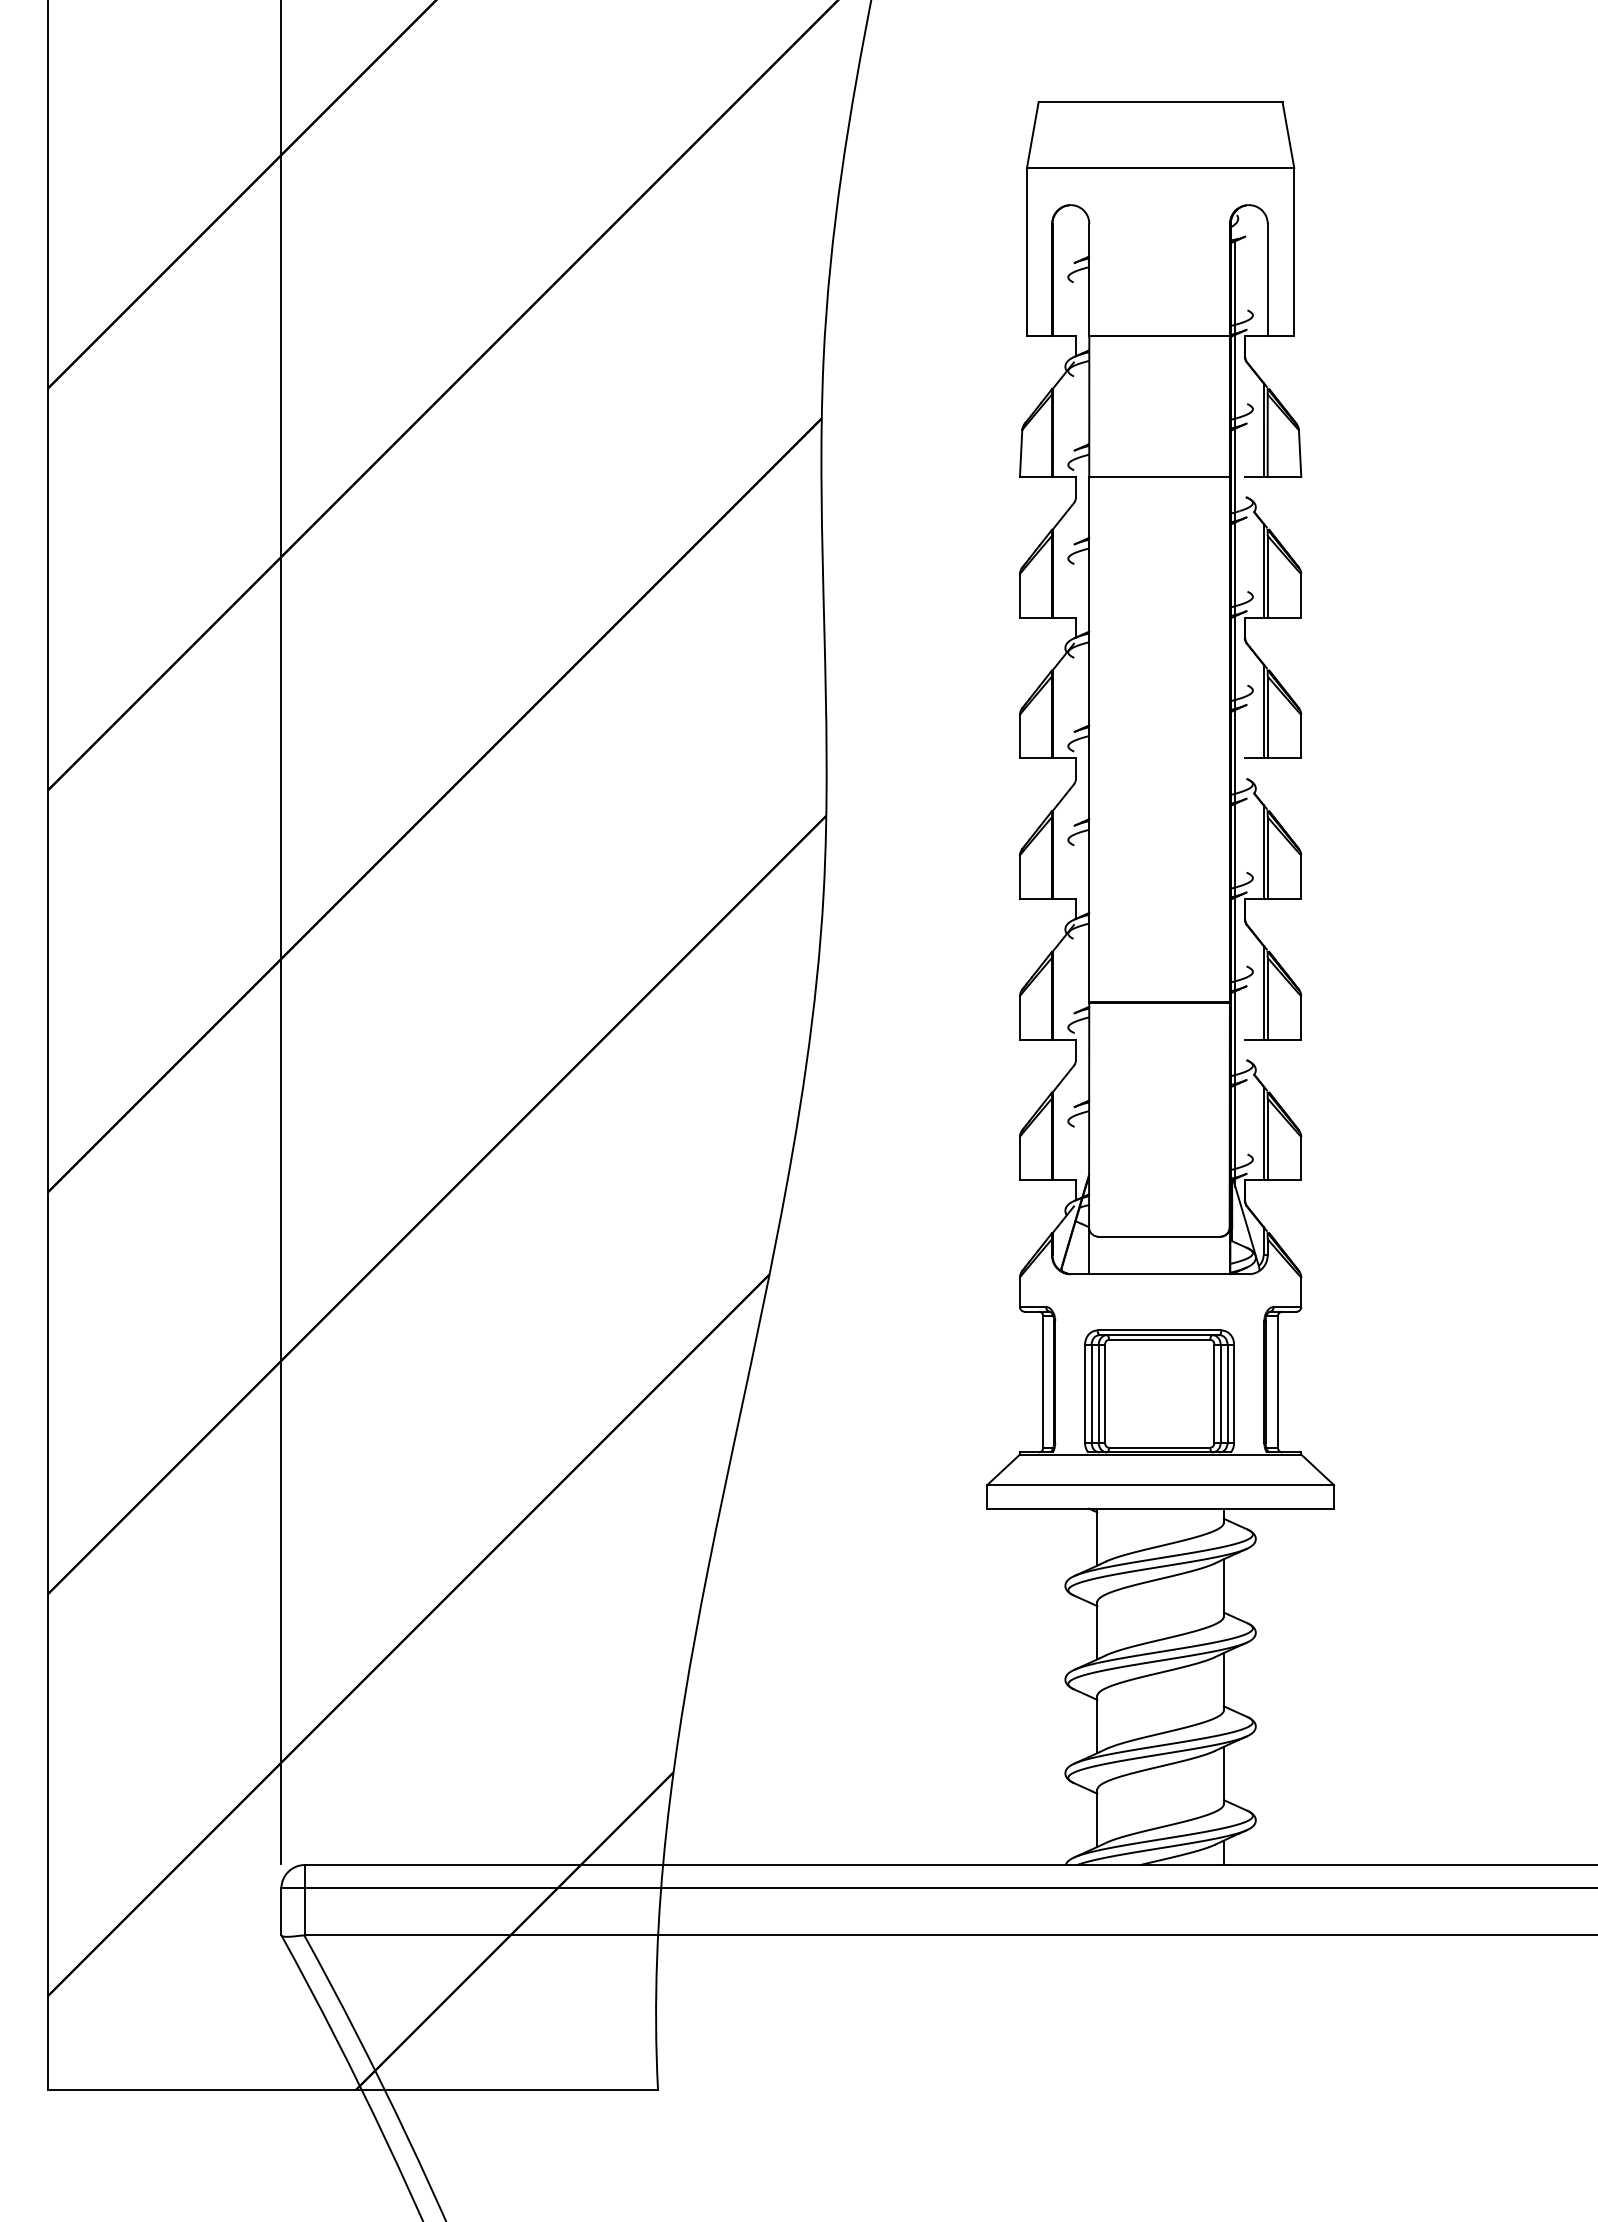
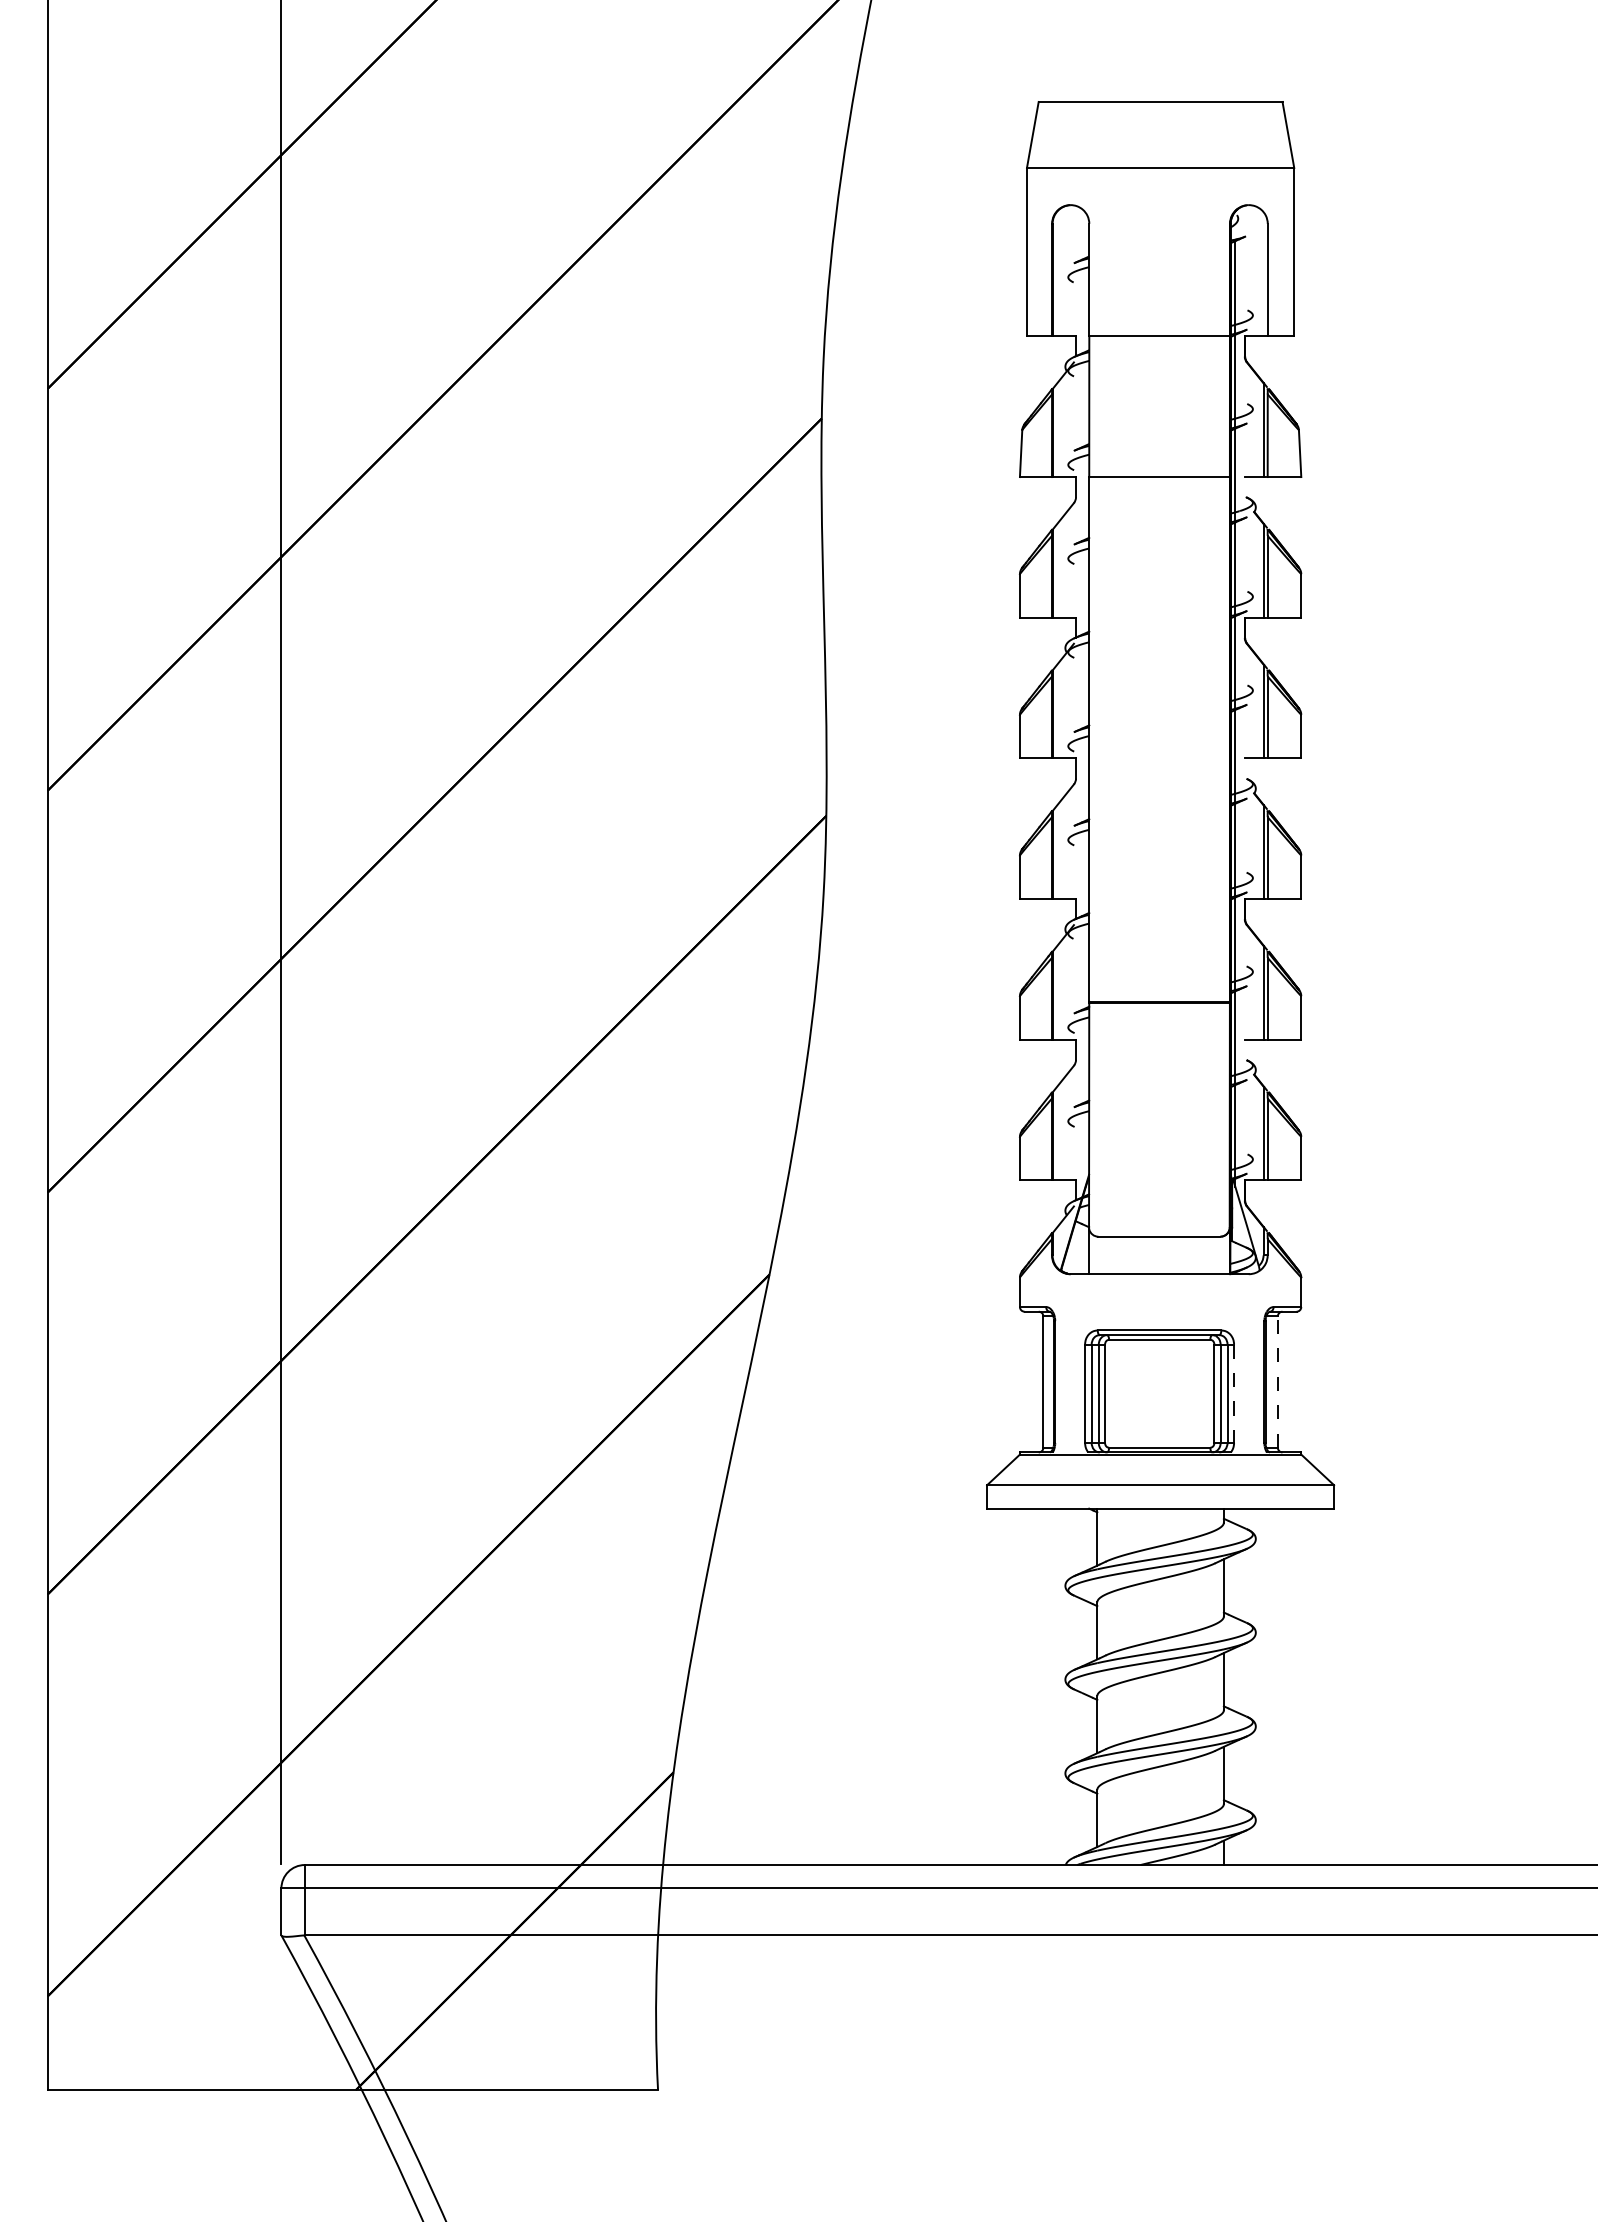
line: solid -> dashed (1277, 1382)
line: solid -> dashed (1234, 1394)
